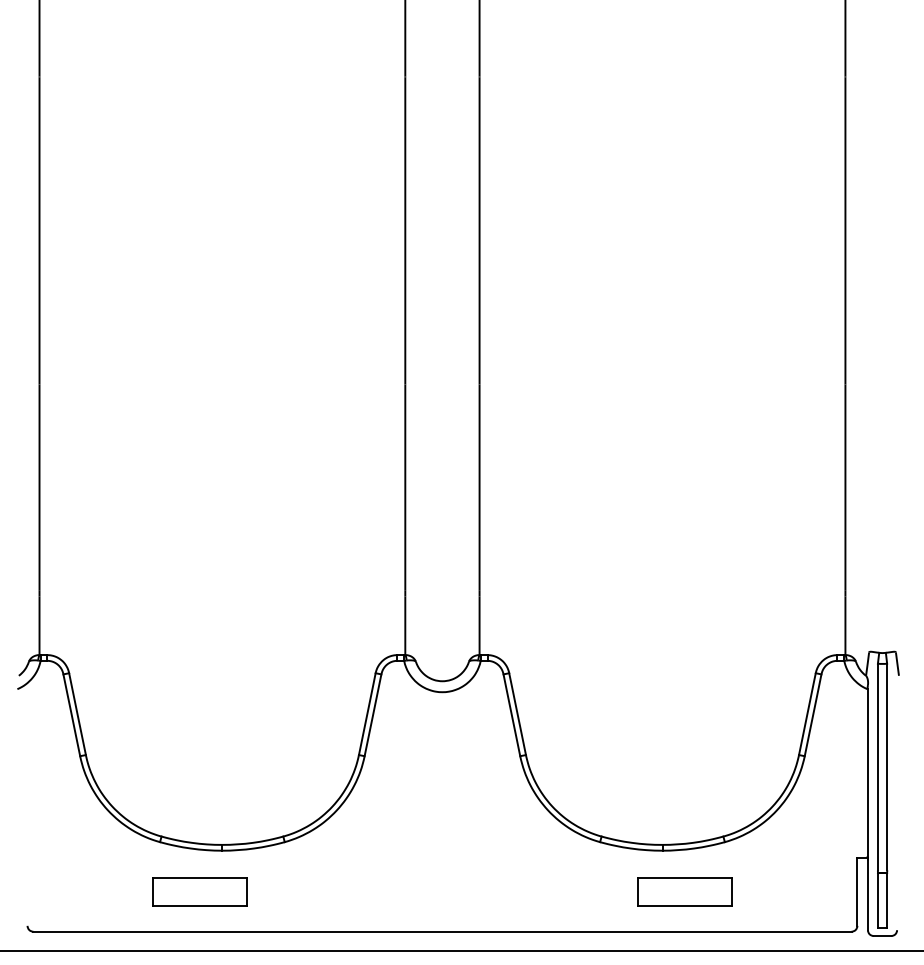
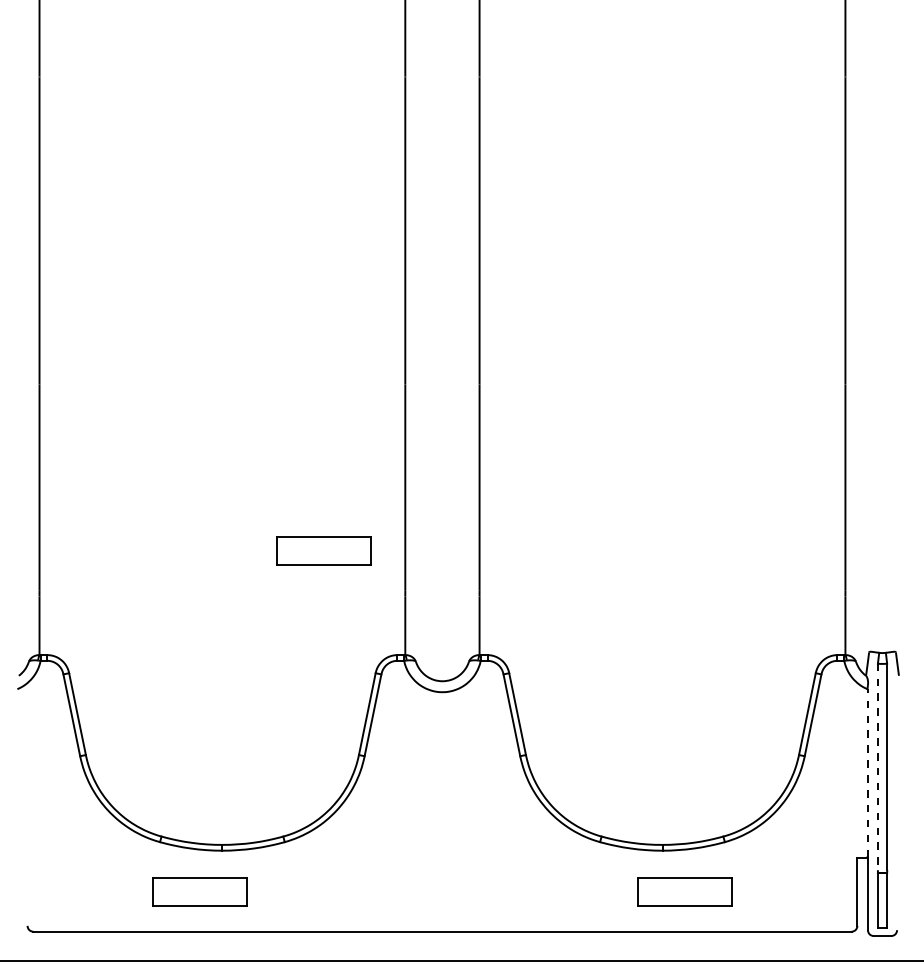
part: none -> present (323, 550)
line: solid -> dashed (877, 767)
line: solid -> dashed (867, 773)
line position: (461, 950) -> (461, 960) (461, 960)
